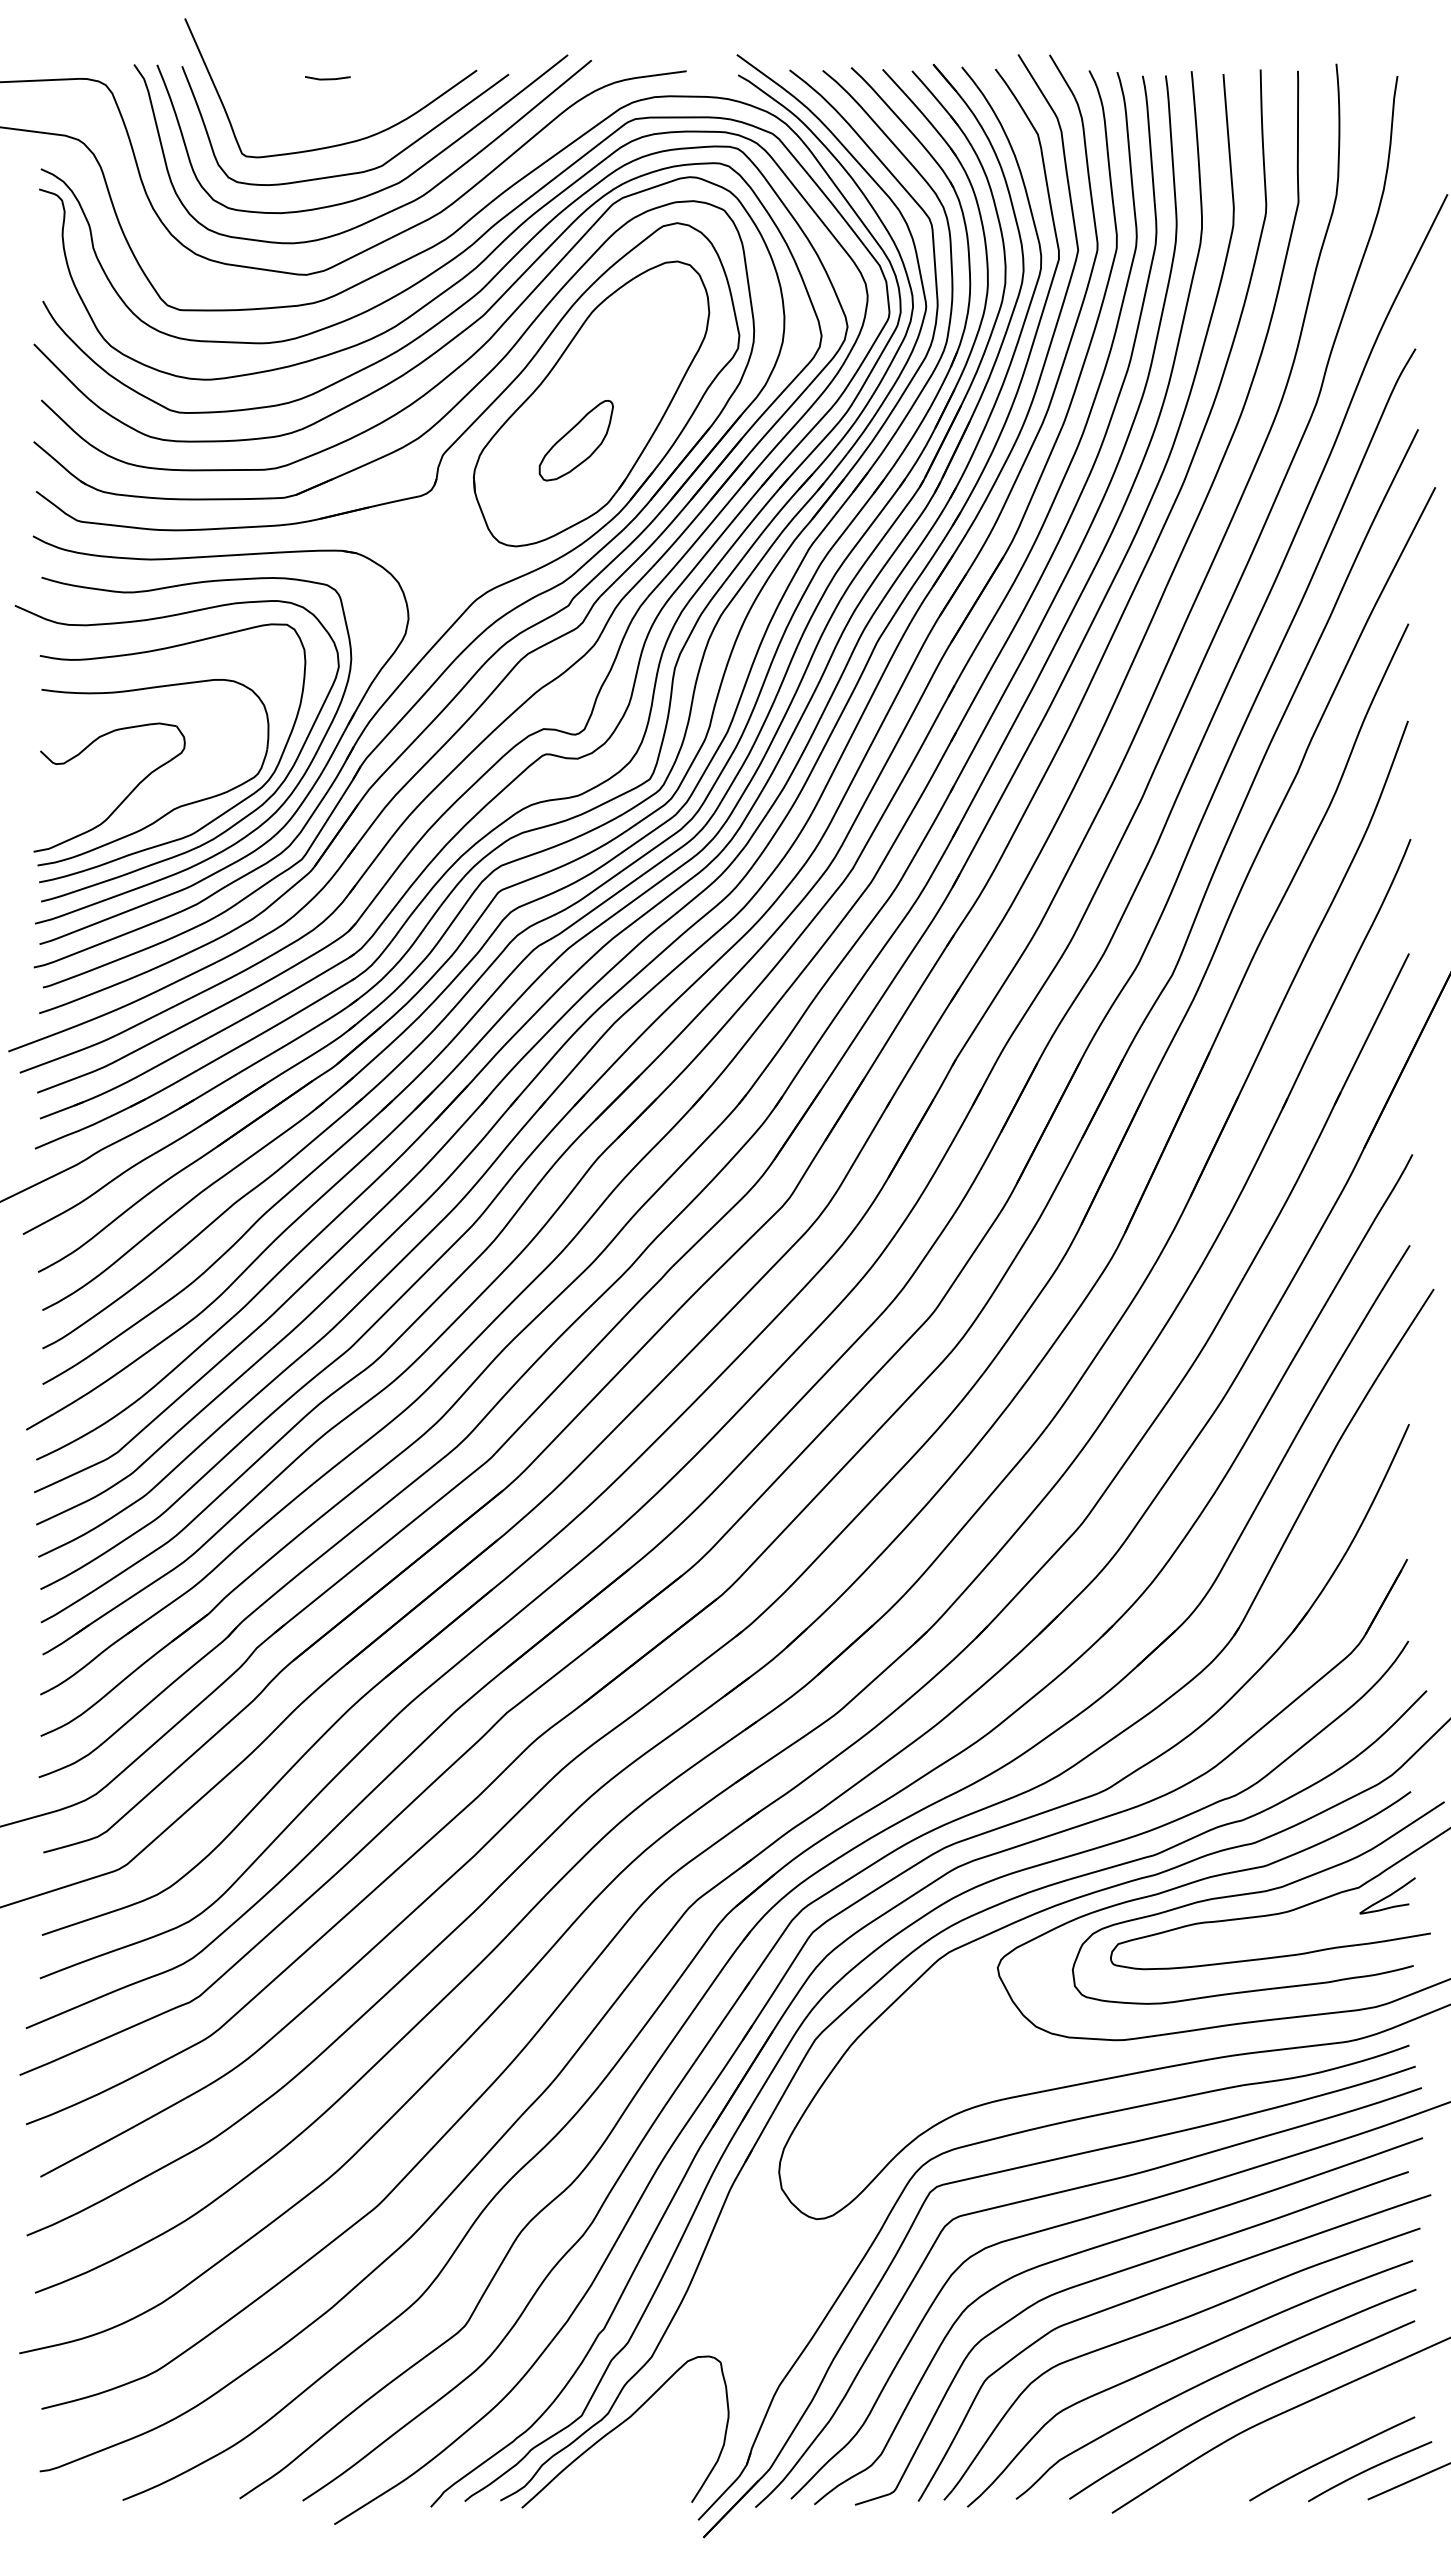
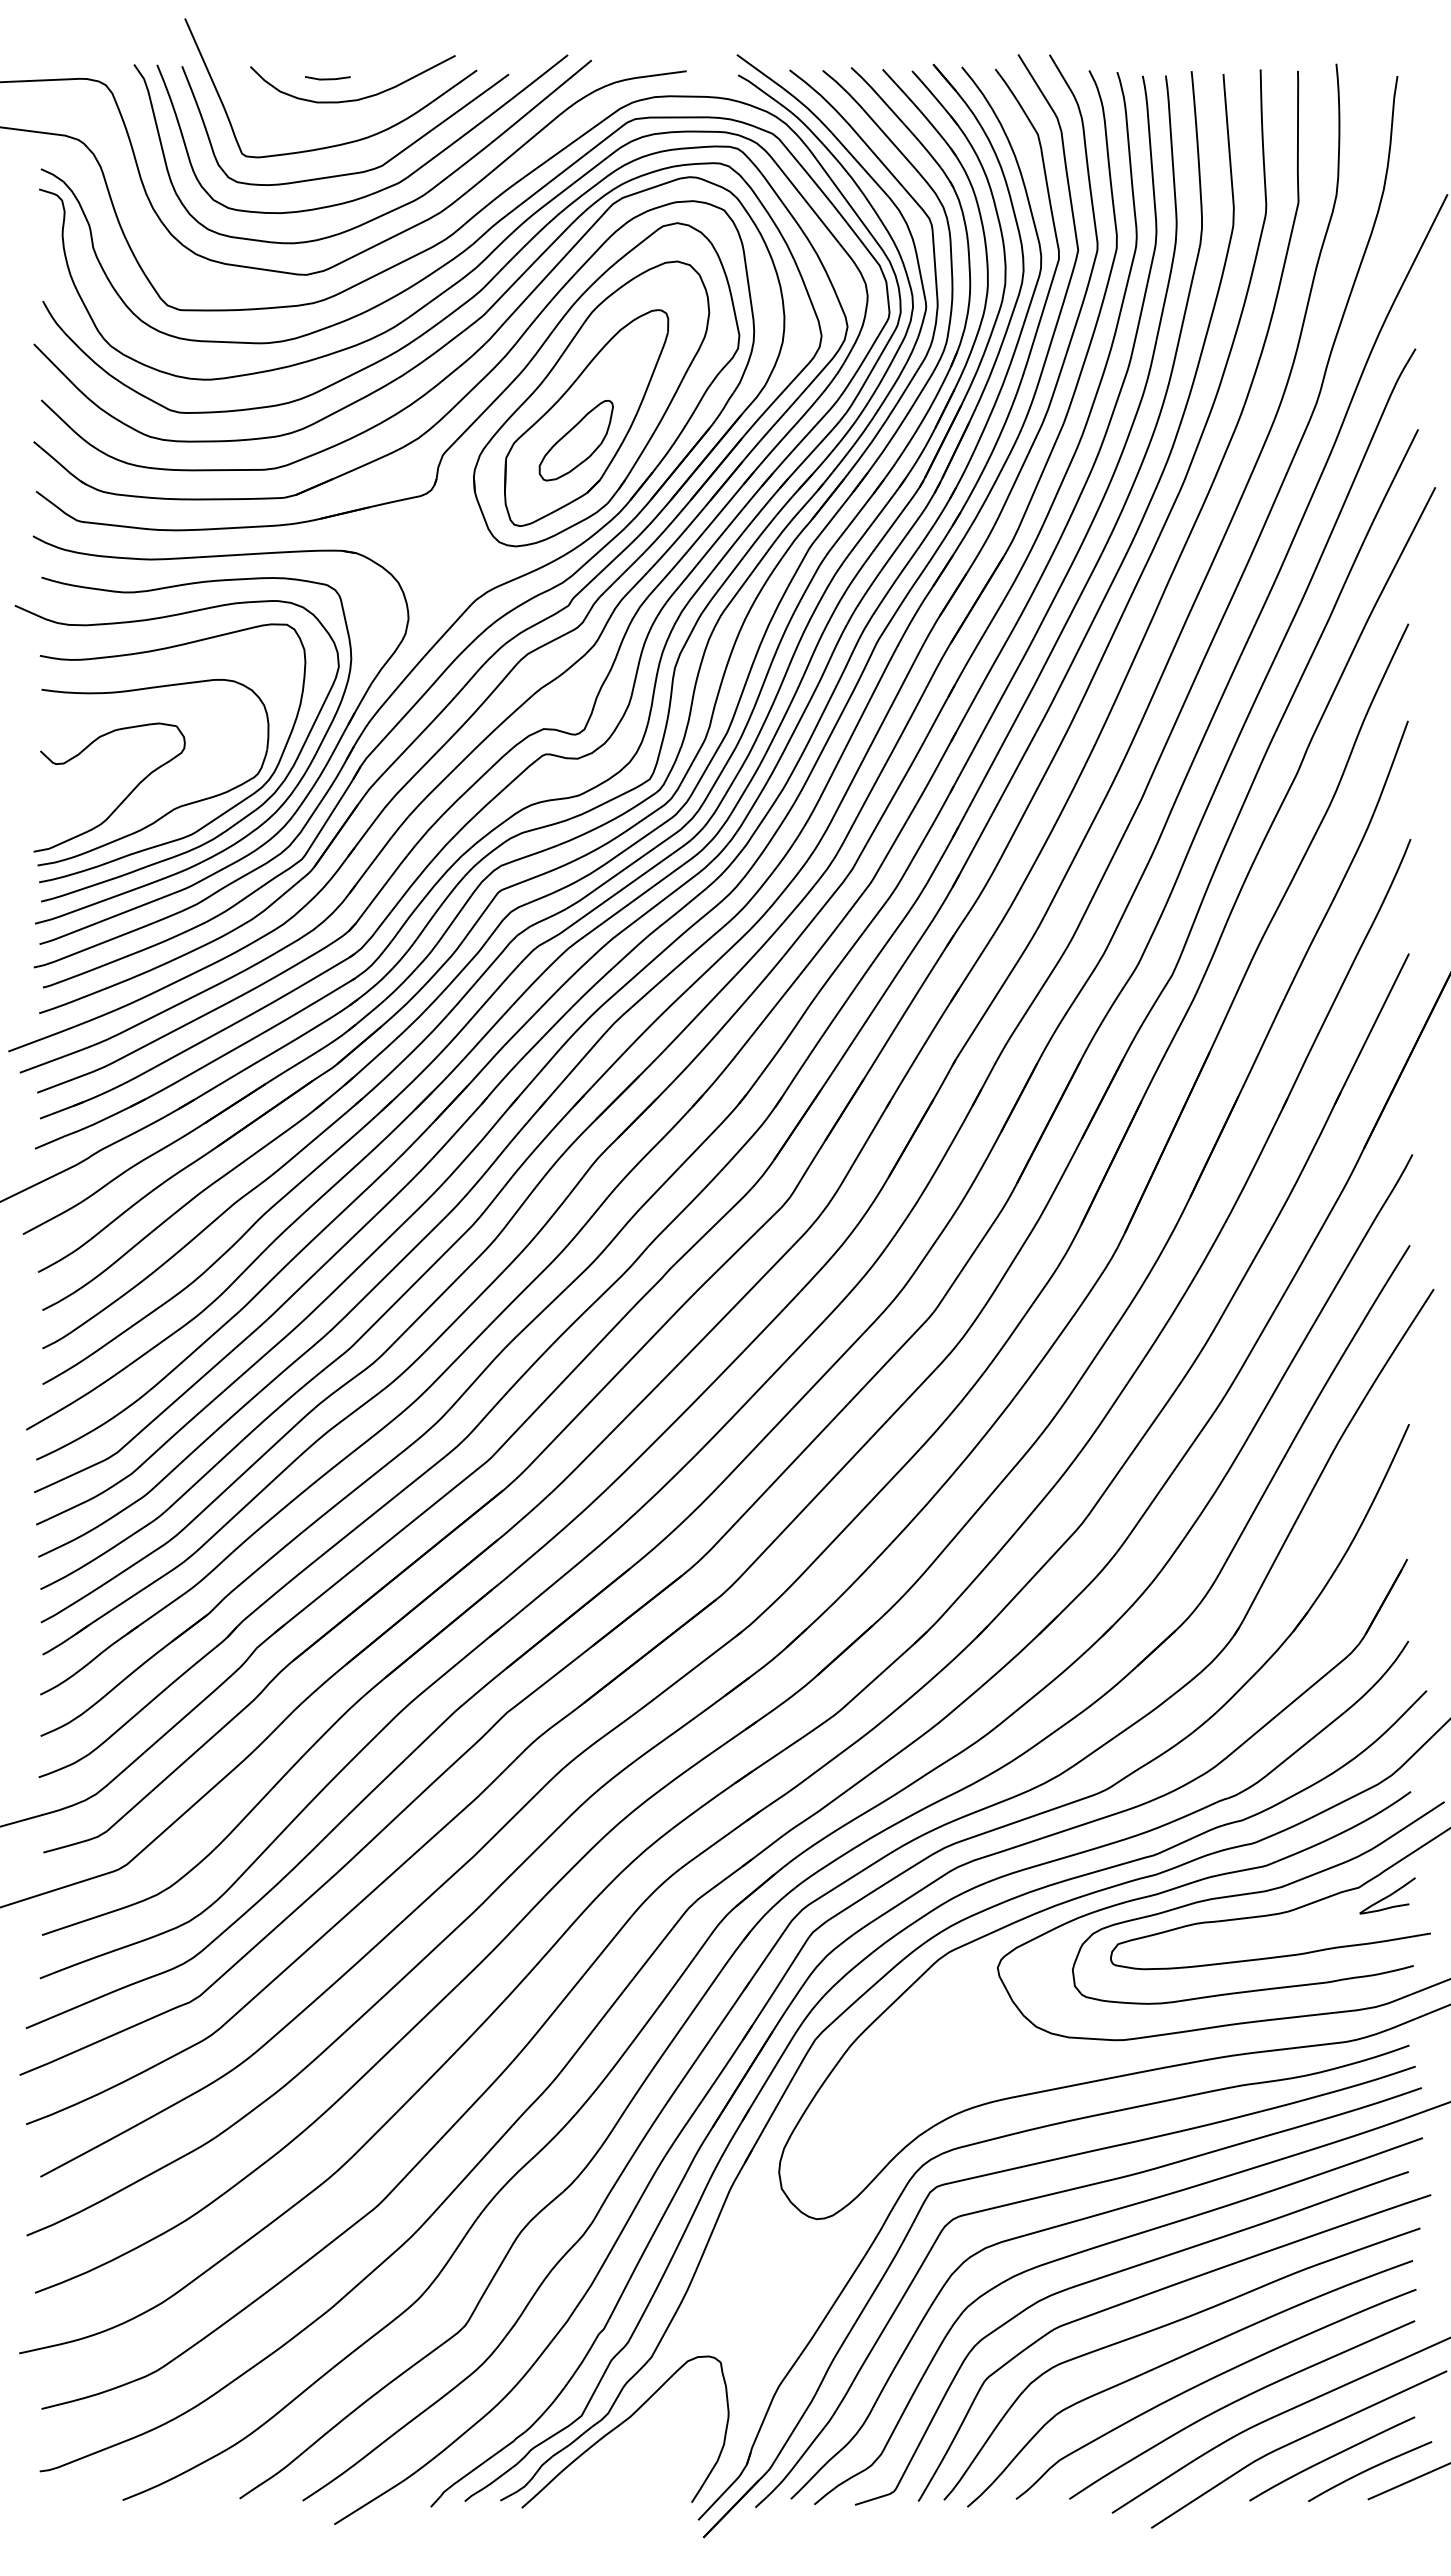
curve: none -> present (358, 98)
part: none -> present (586, 417)
curve: none -> present (1295, 2442)
